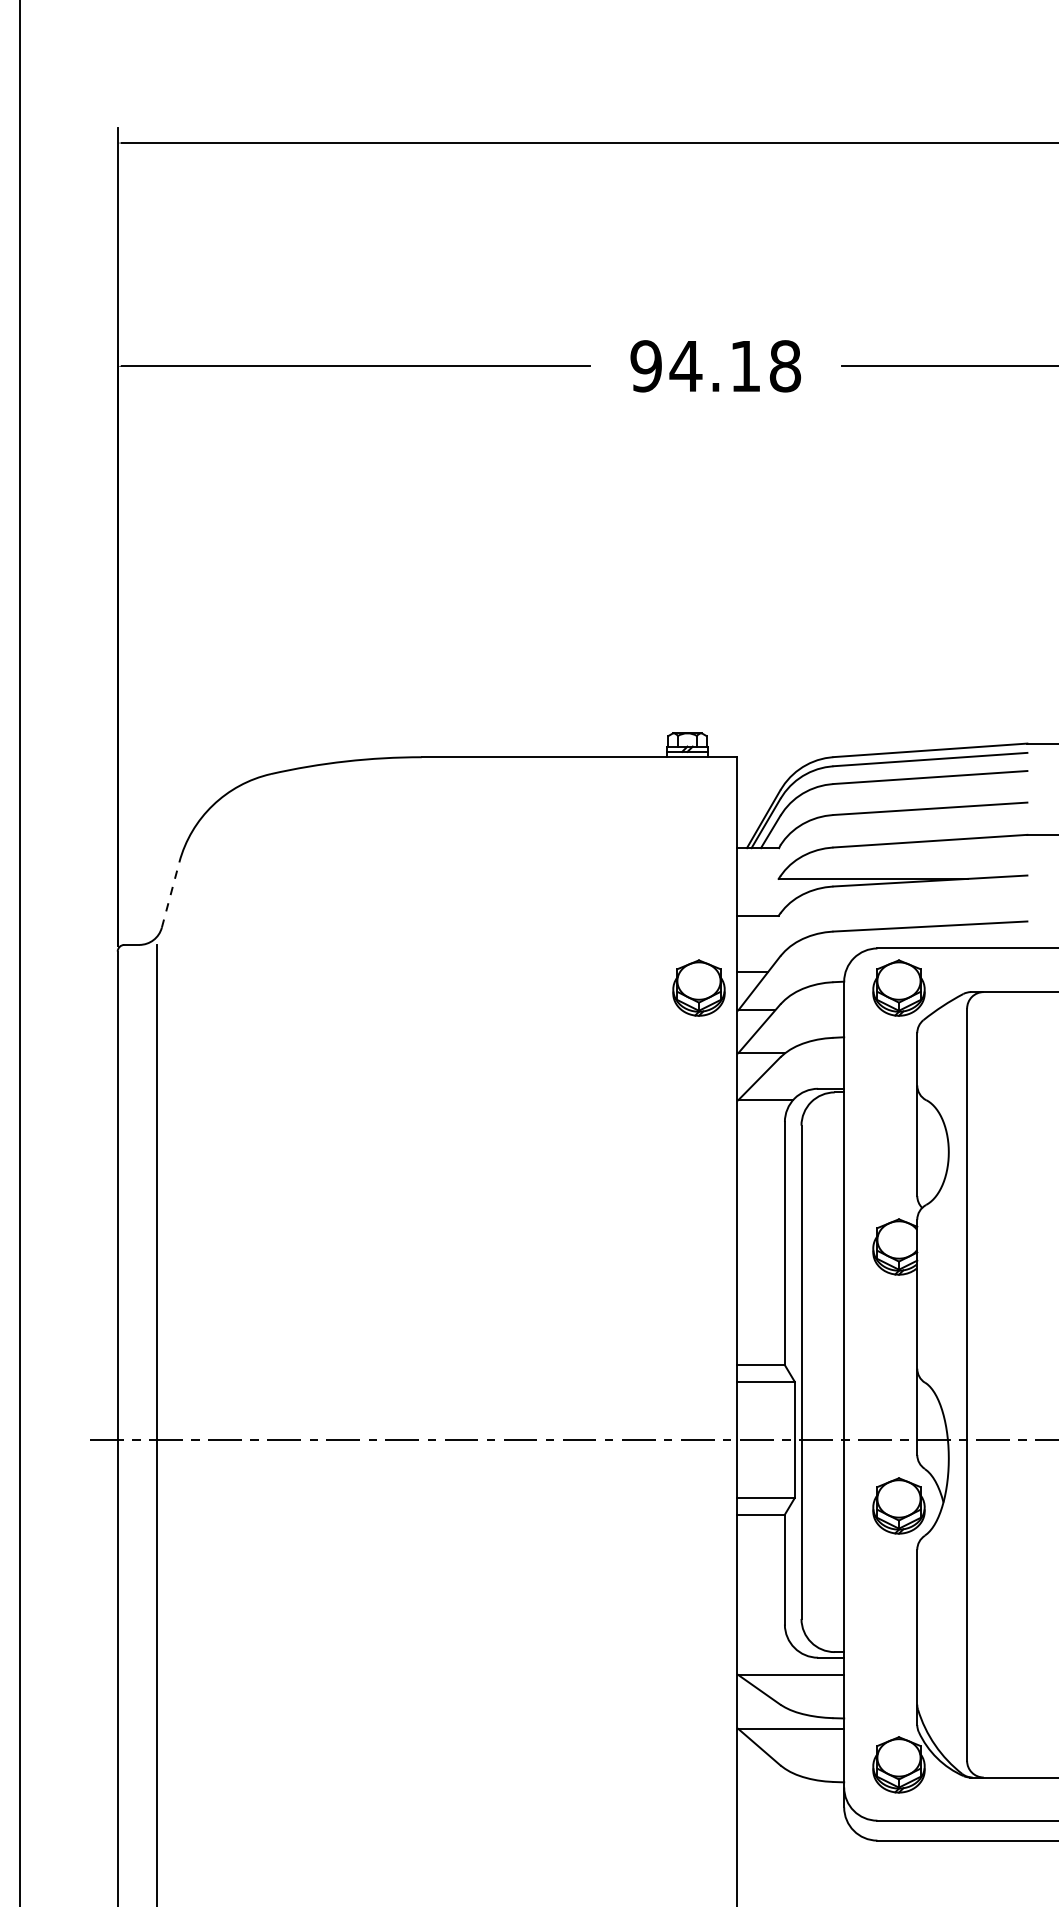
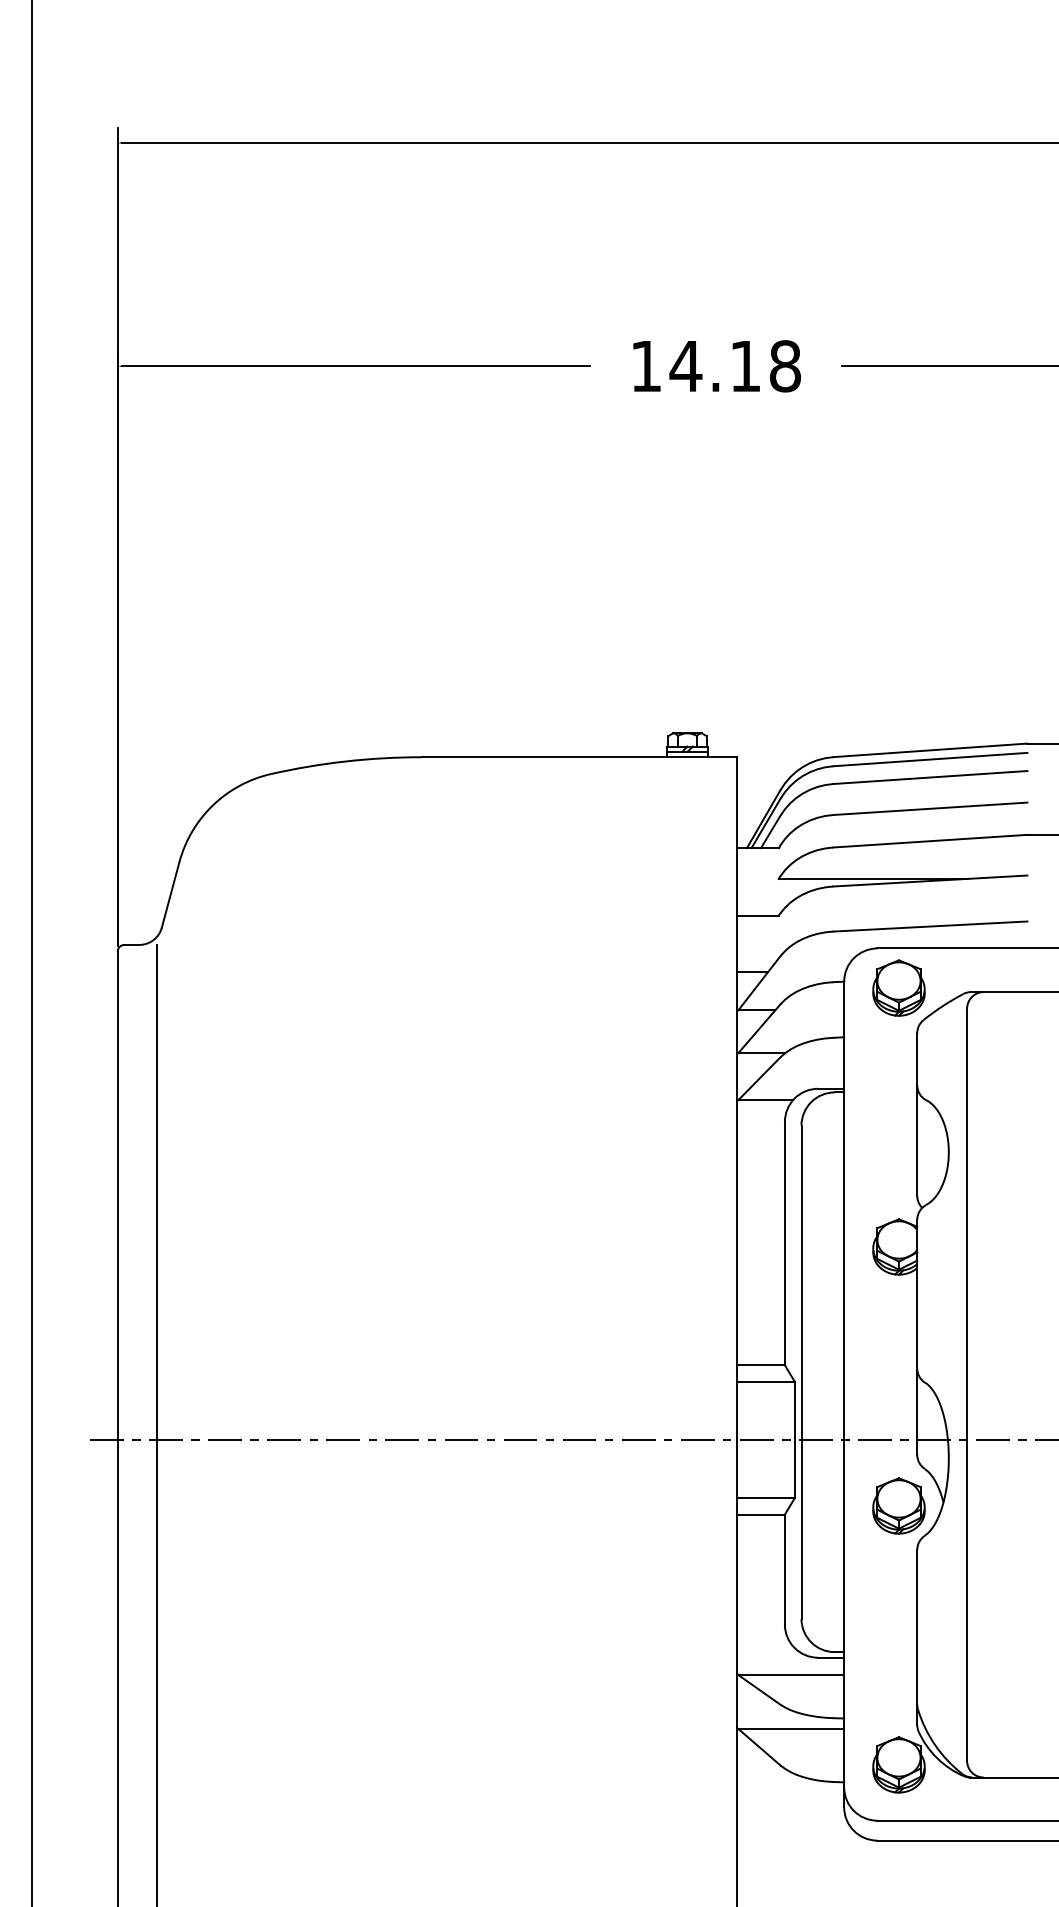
text: 94.18 -> 14.18 (645, 366)
line: dashed -> solid (170, 894)
line position: (19, 952) -> (31, 952) (31, 952)
part: present -> none (698, 987)
